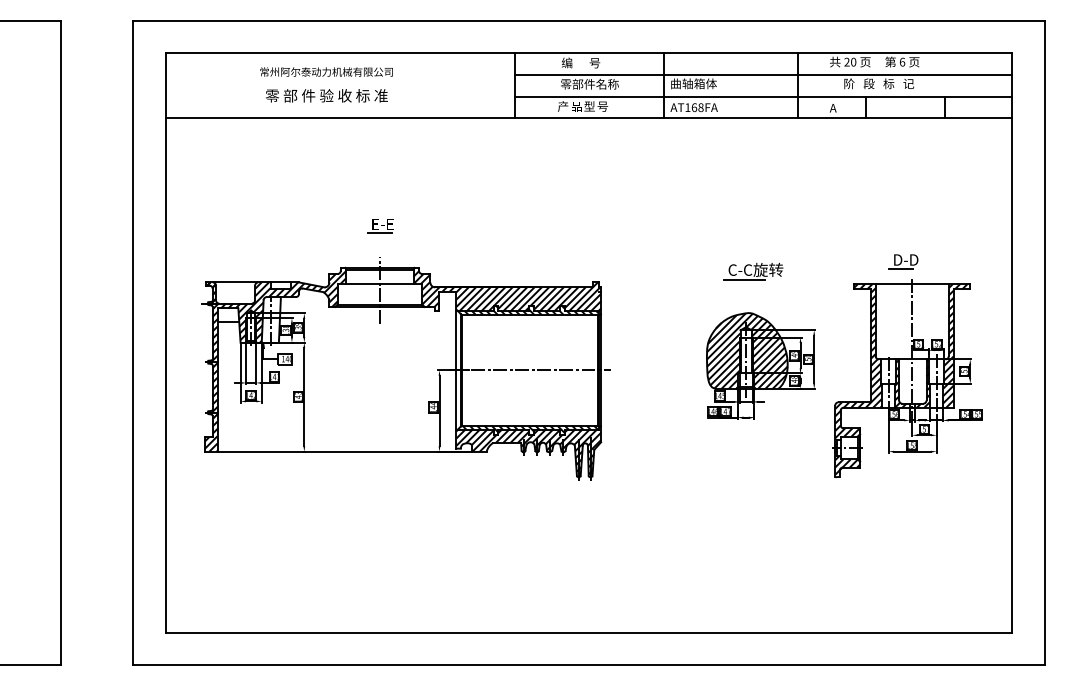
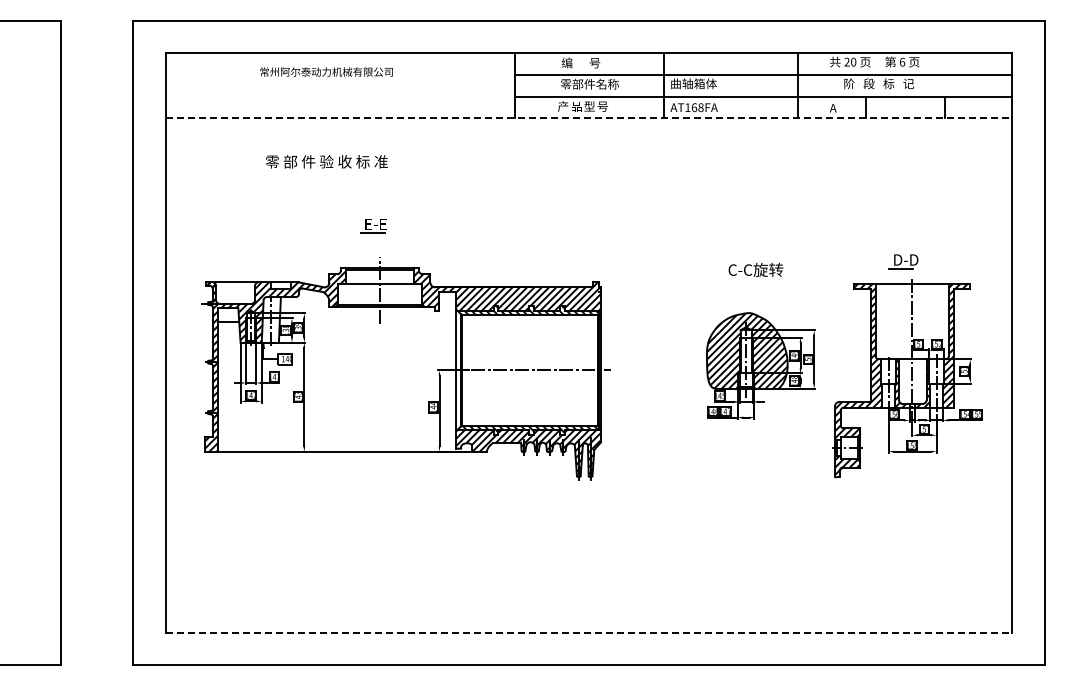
text position: (326, 95) -> (326, 161) (326, 161)
line: solid -> dashed (589, 118)
part position: (380, 226) -> (373, 226) (373, 226)
line: present -> none (744, 279)
line: solid -> dashed (589, 632)
